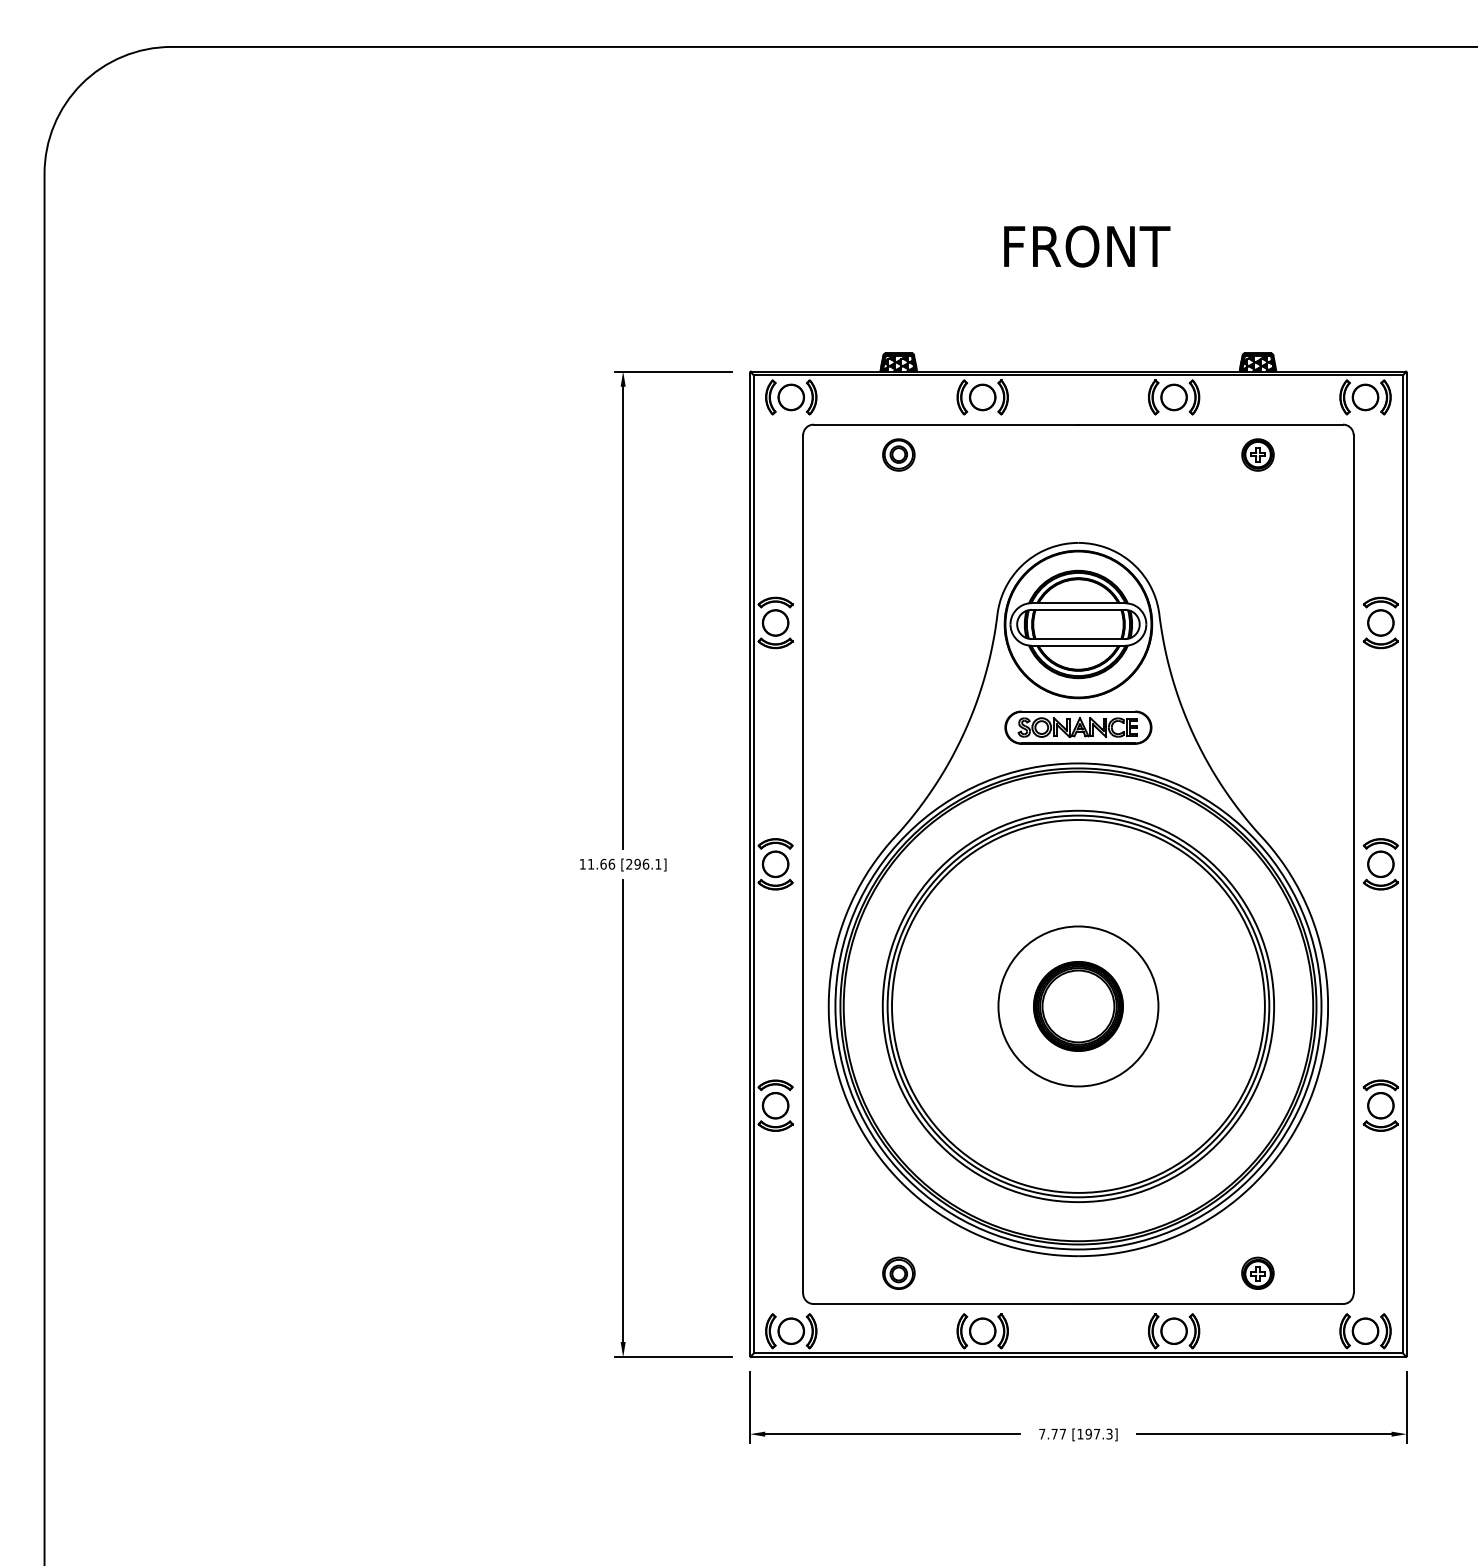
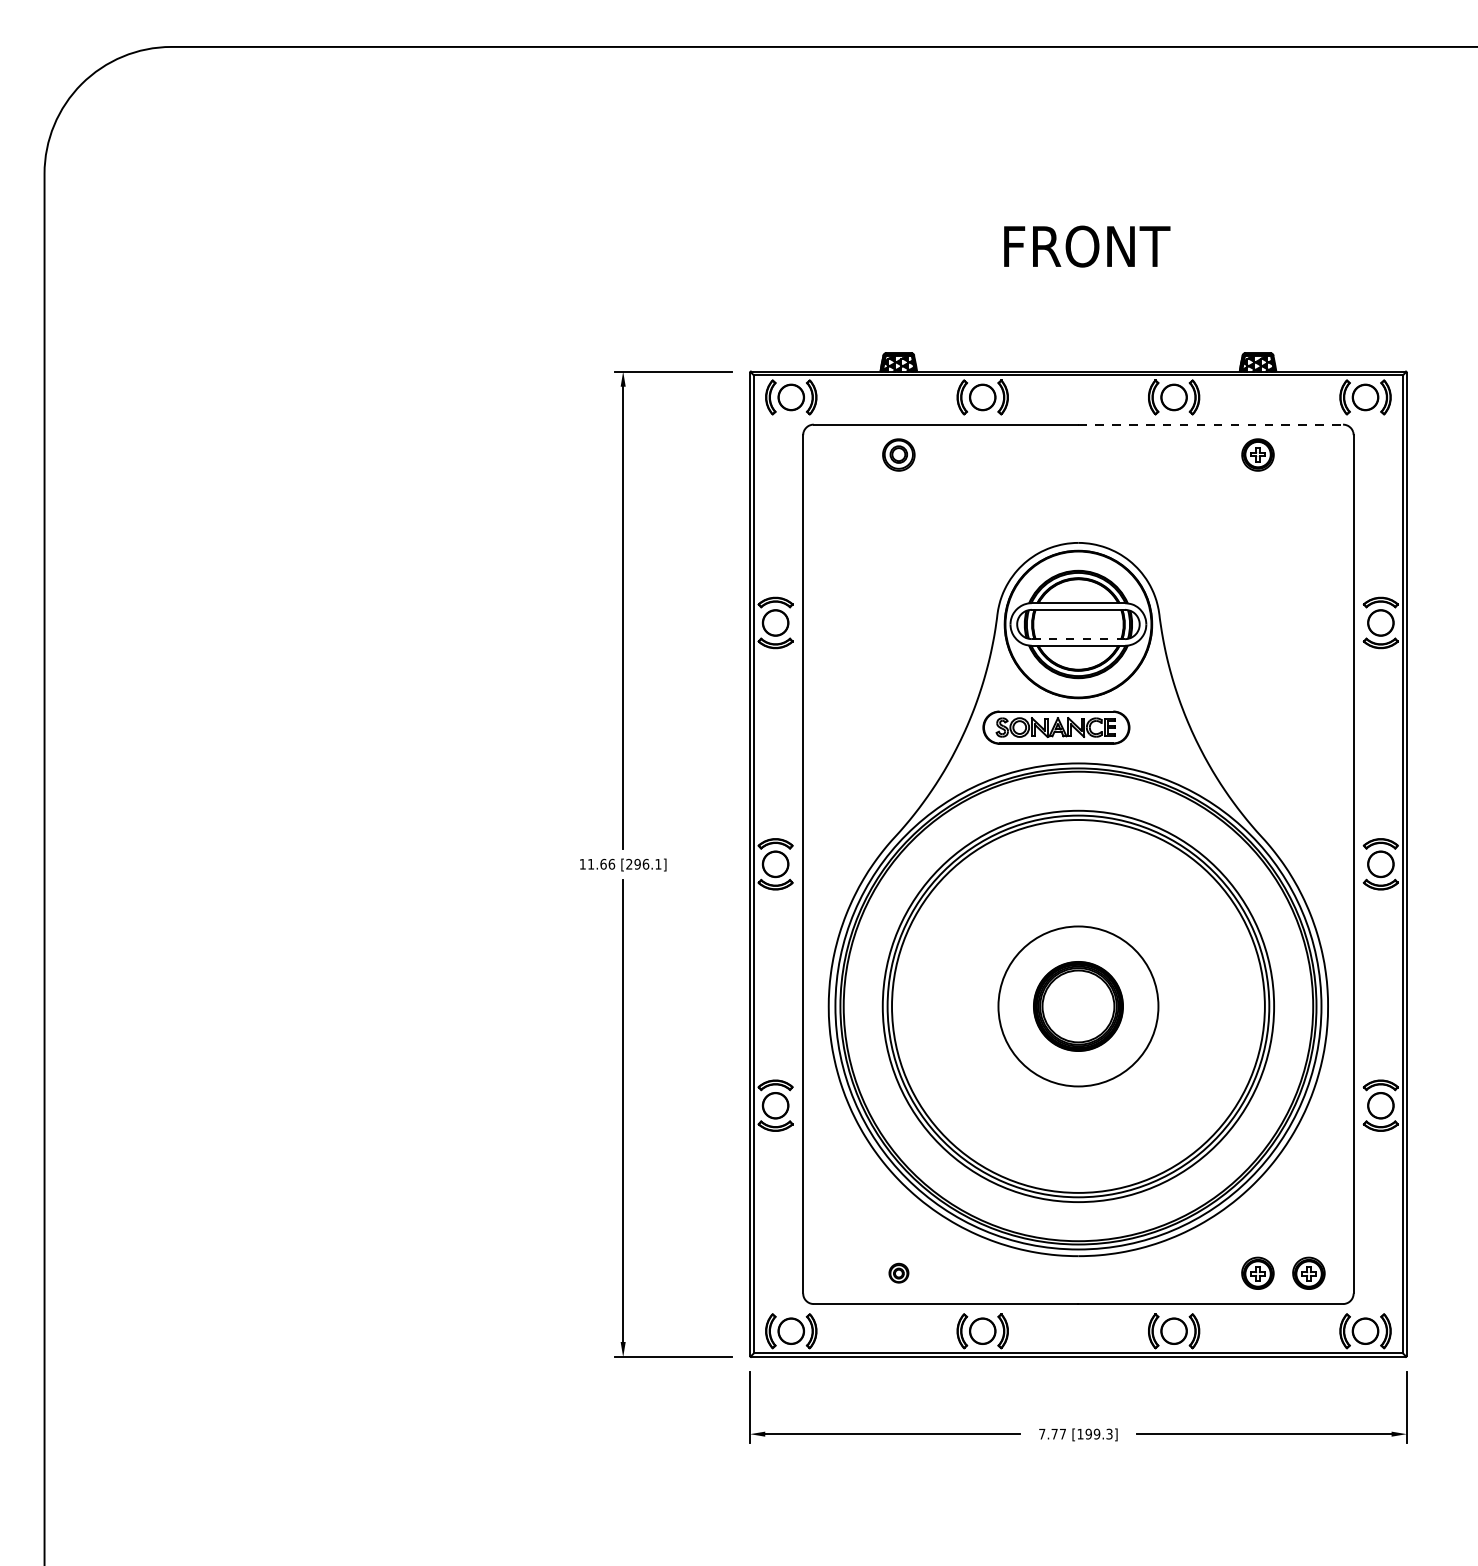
line: solid -> dashed (1211, 424)
line: solid -> dashed (1078, 639)
part position: (1078, 727) -> (1056, 727) (1056, 727)
part size: 34x34 px -> 22x22 px (898, 1272)
part: none -> present (1308, 1272)
text: [197.3] -> [199.3] (1096, 1433)
